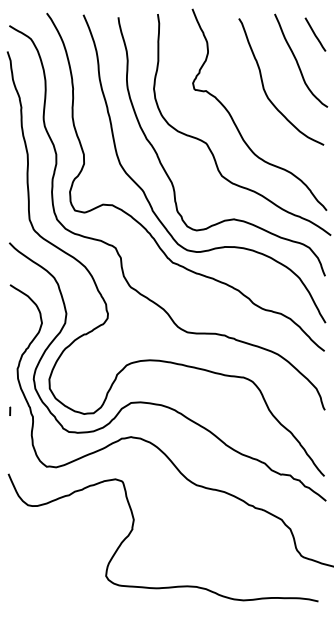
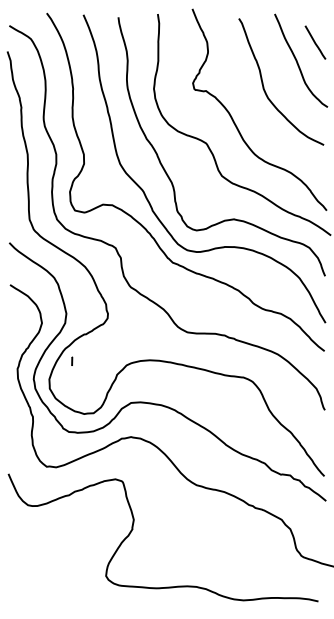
line position: (315, 34) -> (315, 42) (315, 42)
line position: (10, 410) -> (72, 360) (72, 360)
